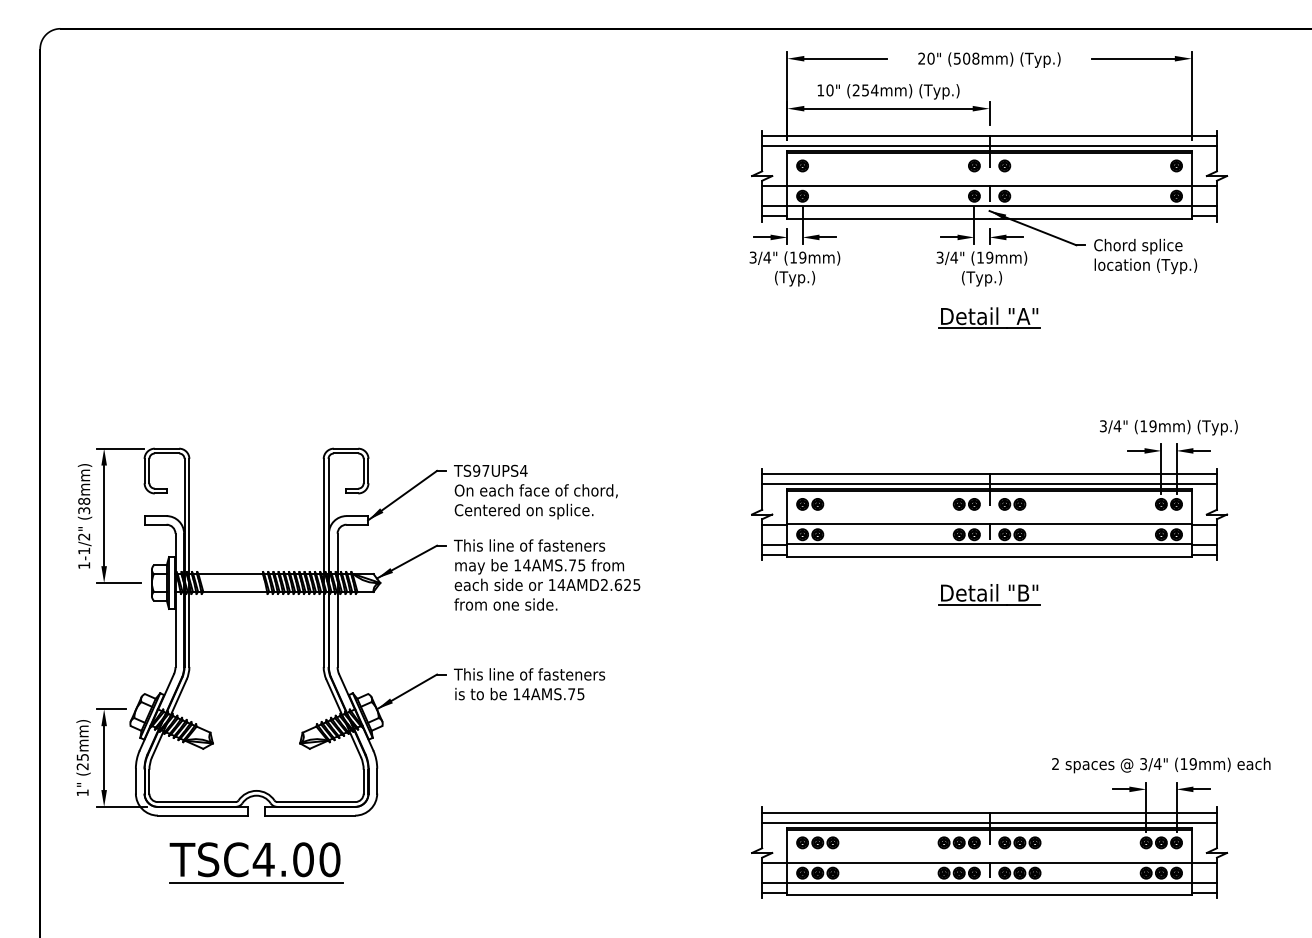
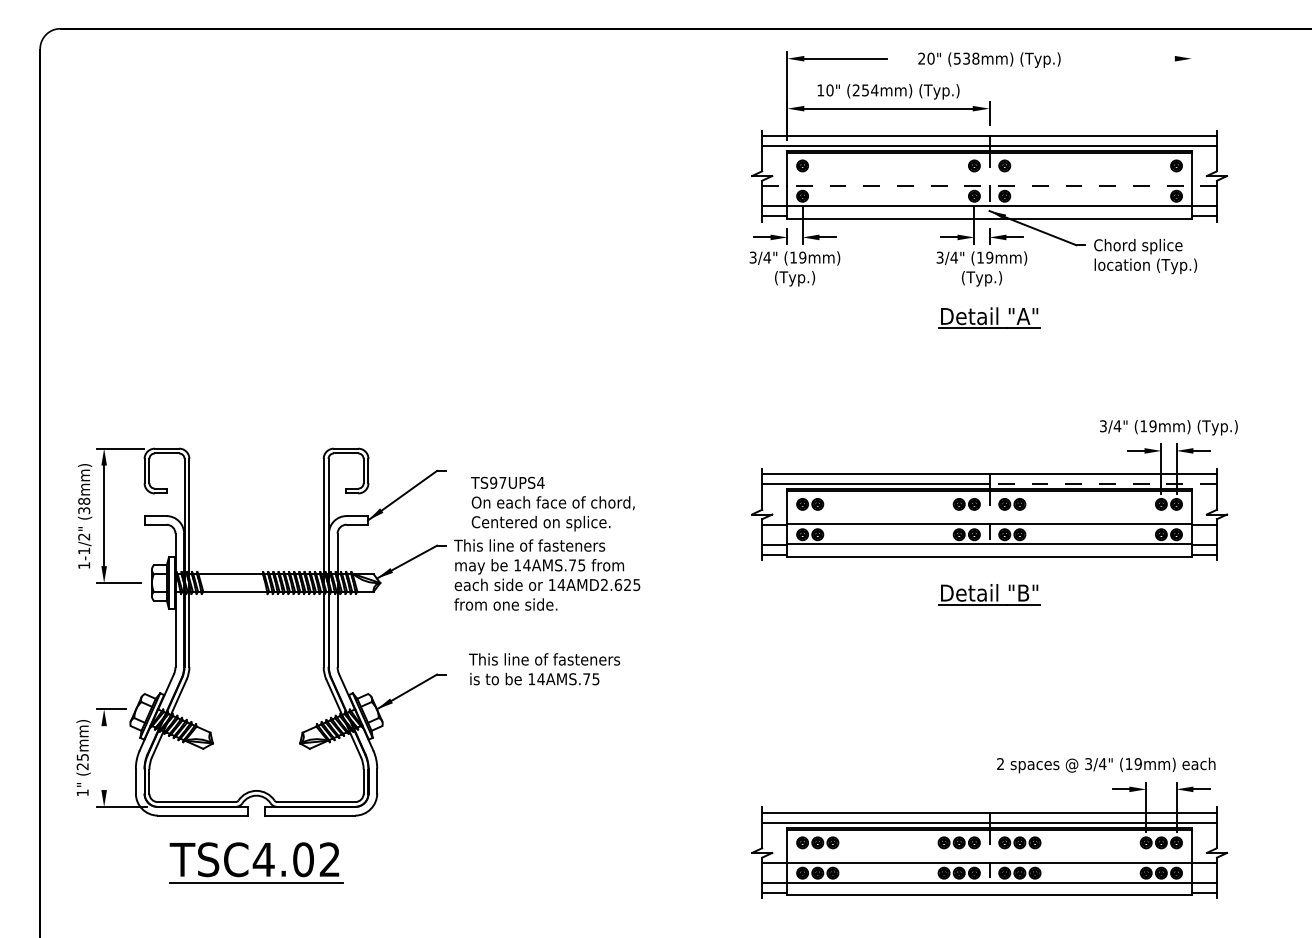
text: (508mm) -> (538mm) (966, 58)
line: present -> none (1133, 58)
line: present -> none (1191, 95)
line: solid -> dashed (990, 186)
line: solid -> dashed (1103, 484)
text position: (535, 491) -> (552, 503) (552, 503)
text position: (529, 684) -> (544, 669) (544, 669)
line: present -> none (104, 758)
text position: (1161, 765) -> (1106, 765) (1106, 765)
text: TSC4.00 -> TSC4.02 (329, 859)
